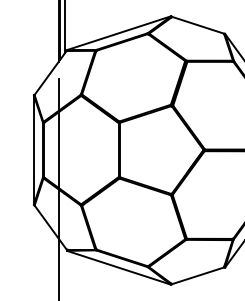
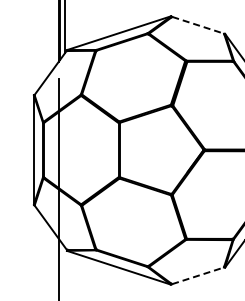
line: solid -> dashed (198, 25)
line: solid -> dashed (198, 275)
